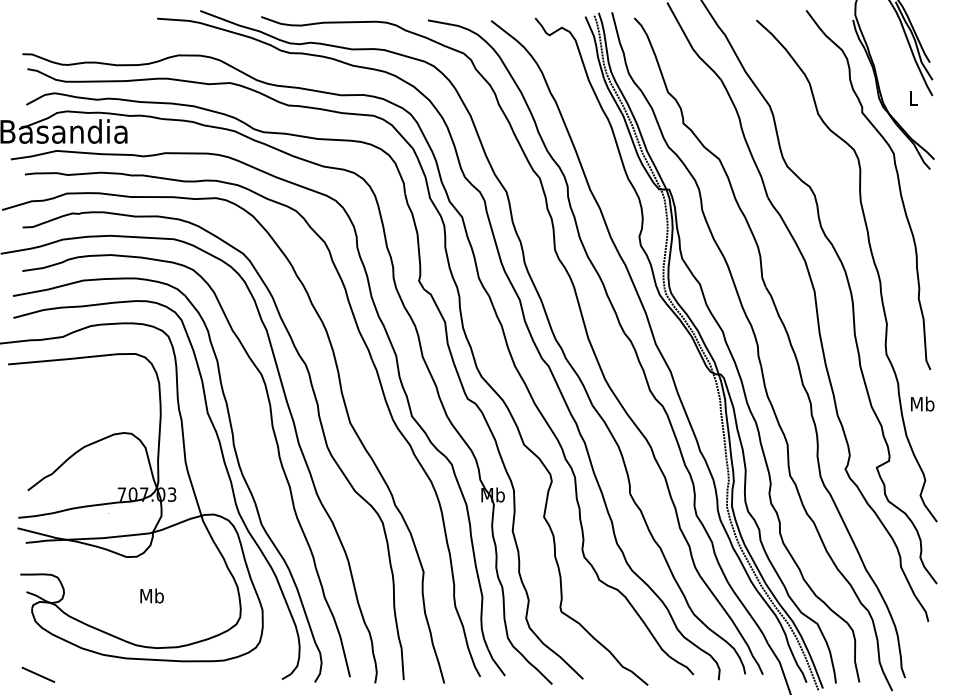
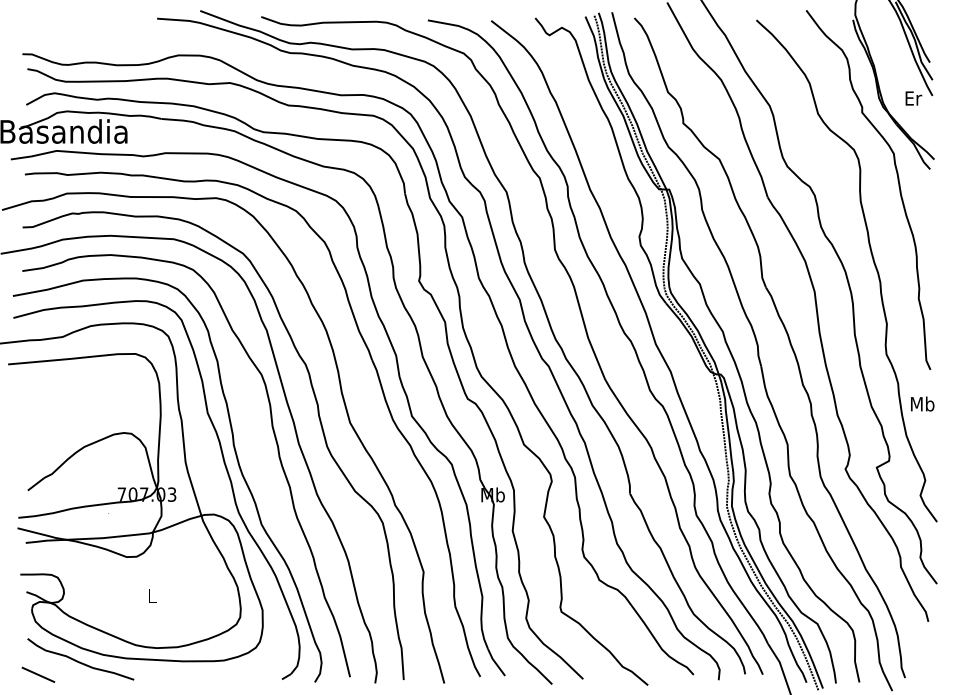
text: L -> Er (913, 98)
text: Mb -> L (151, 595)
curve: none -> present (80, 661)
